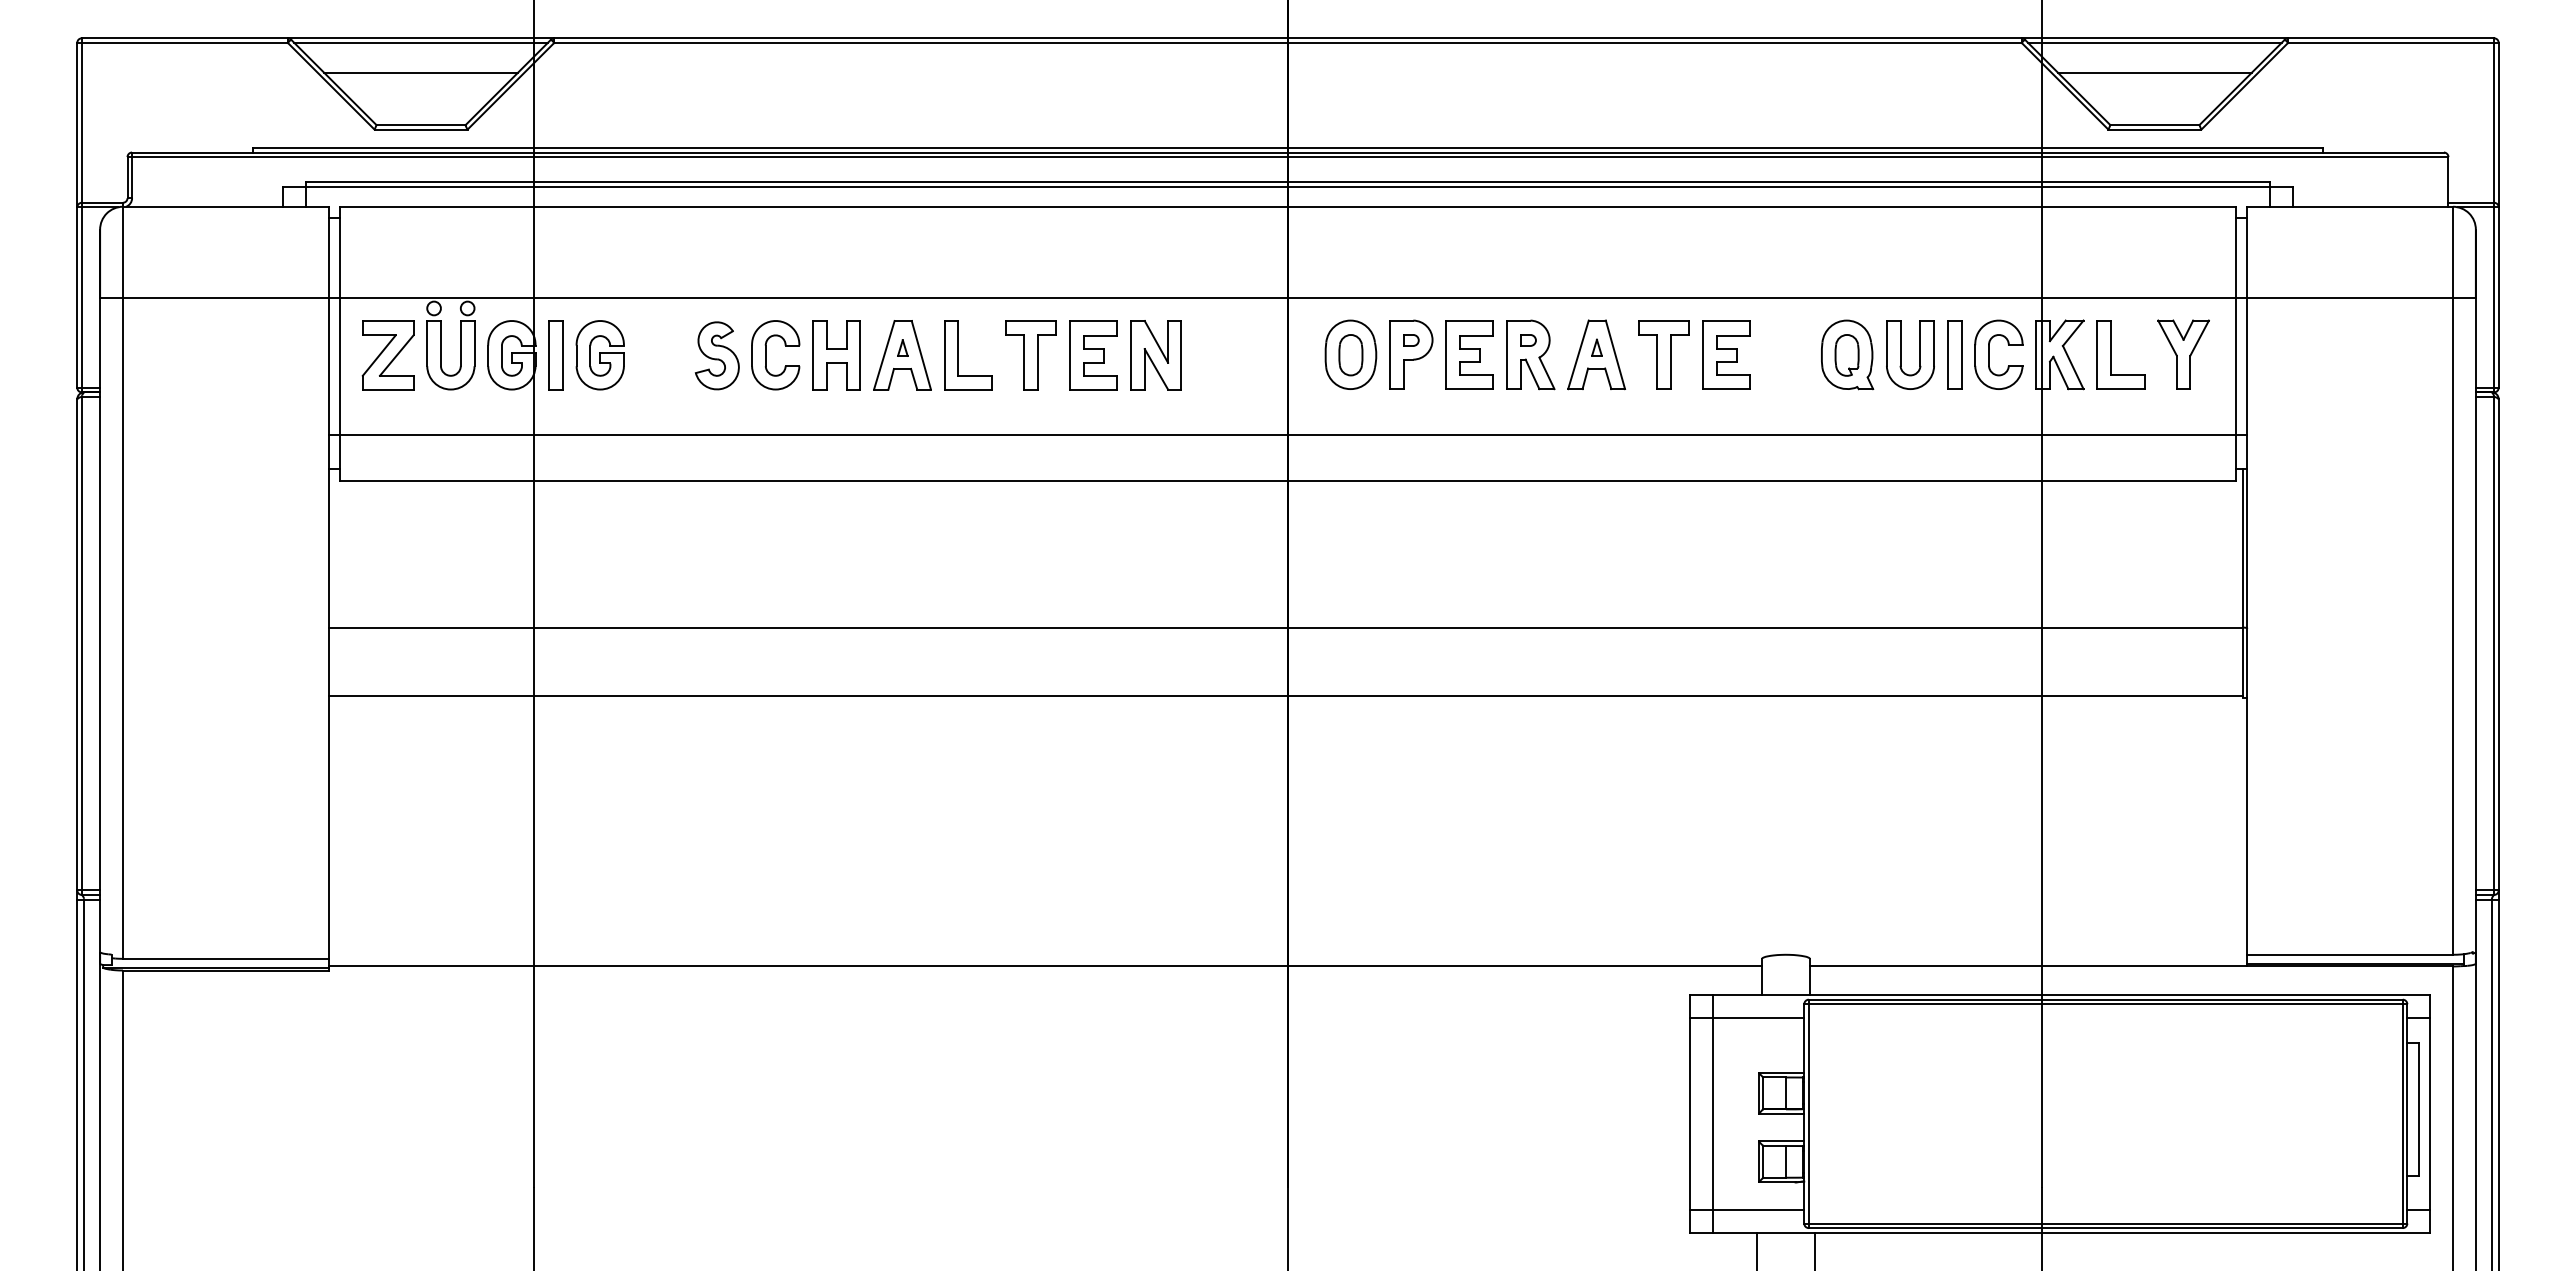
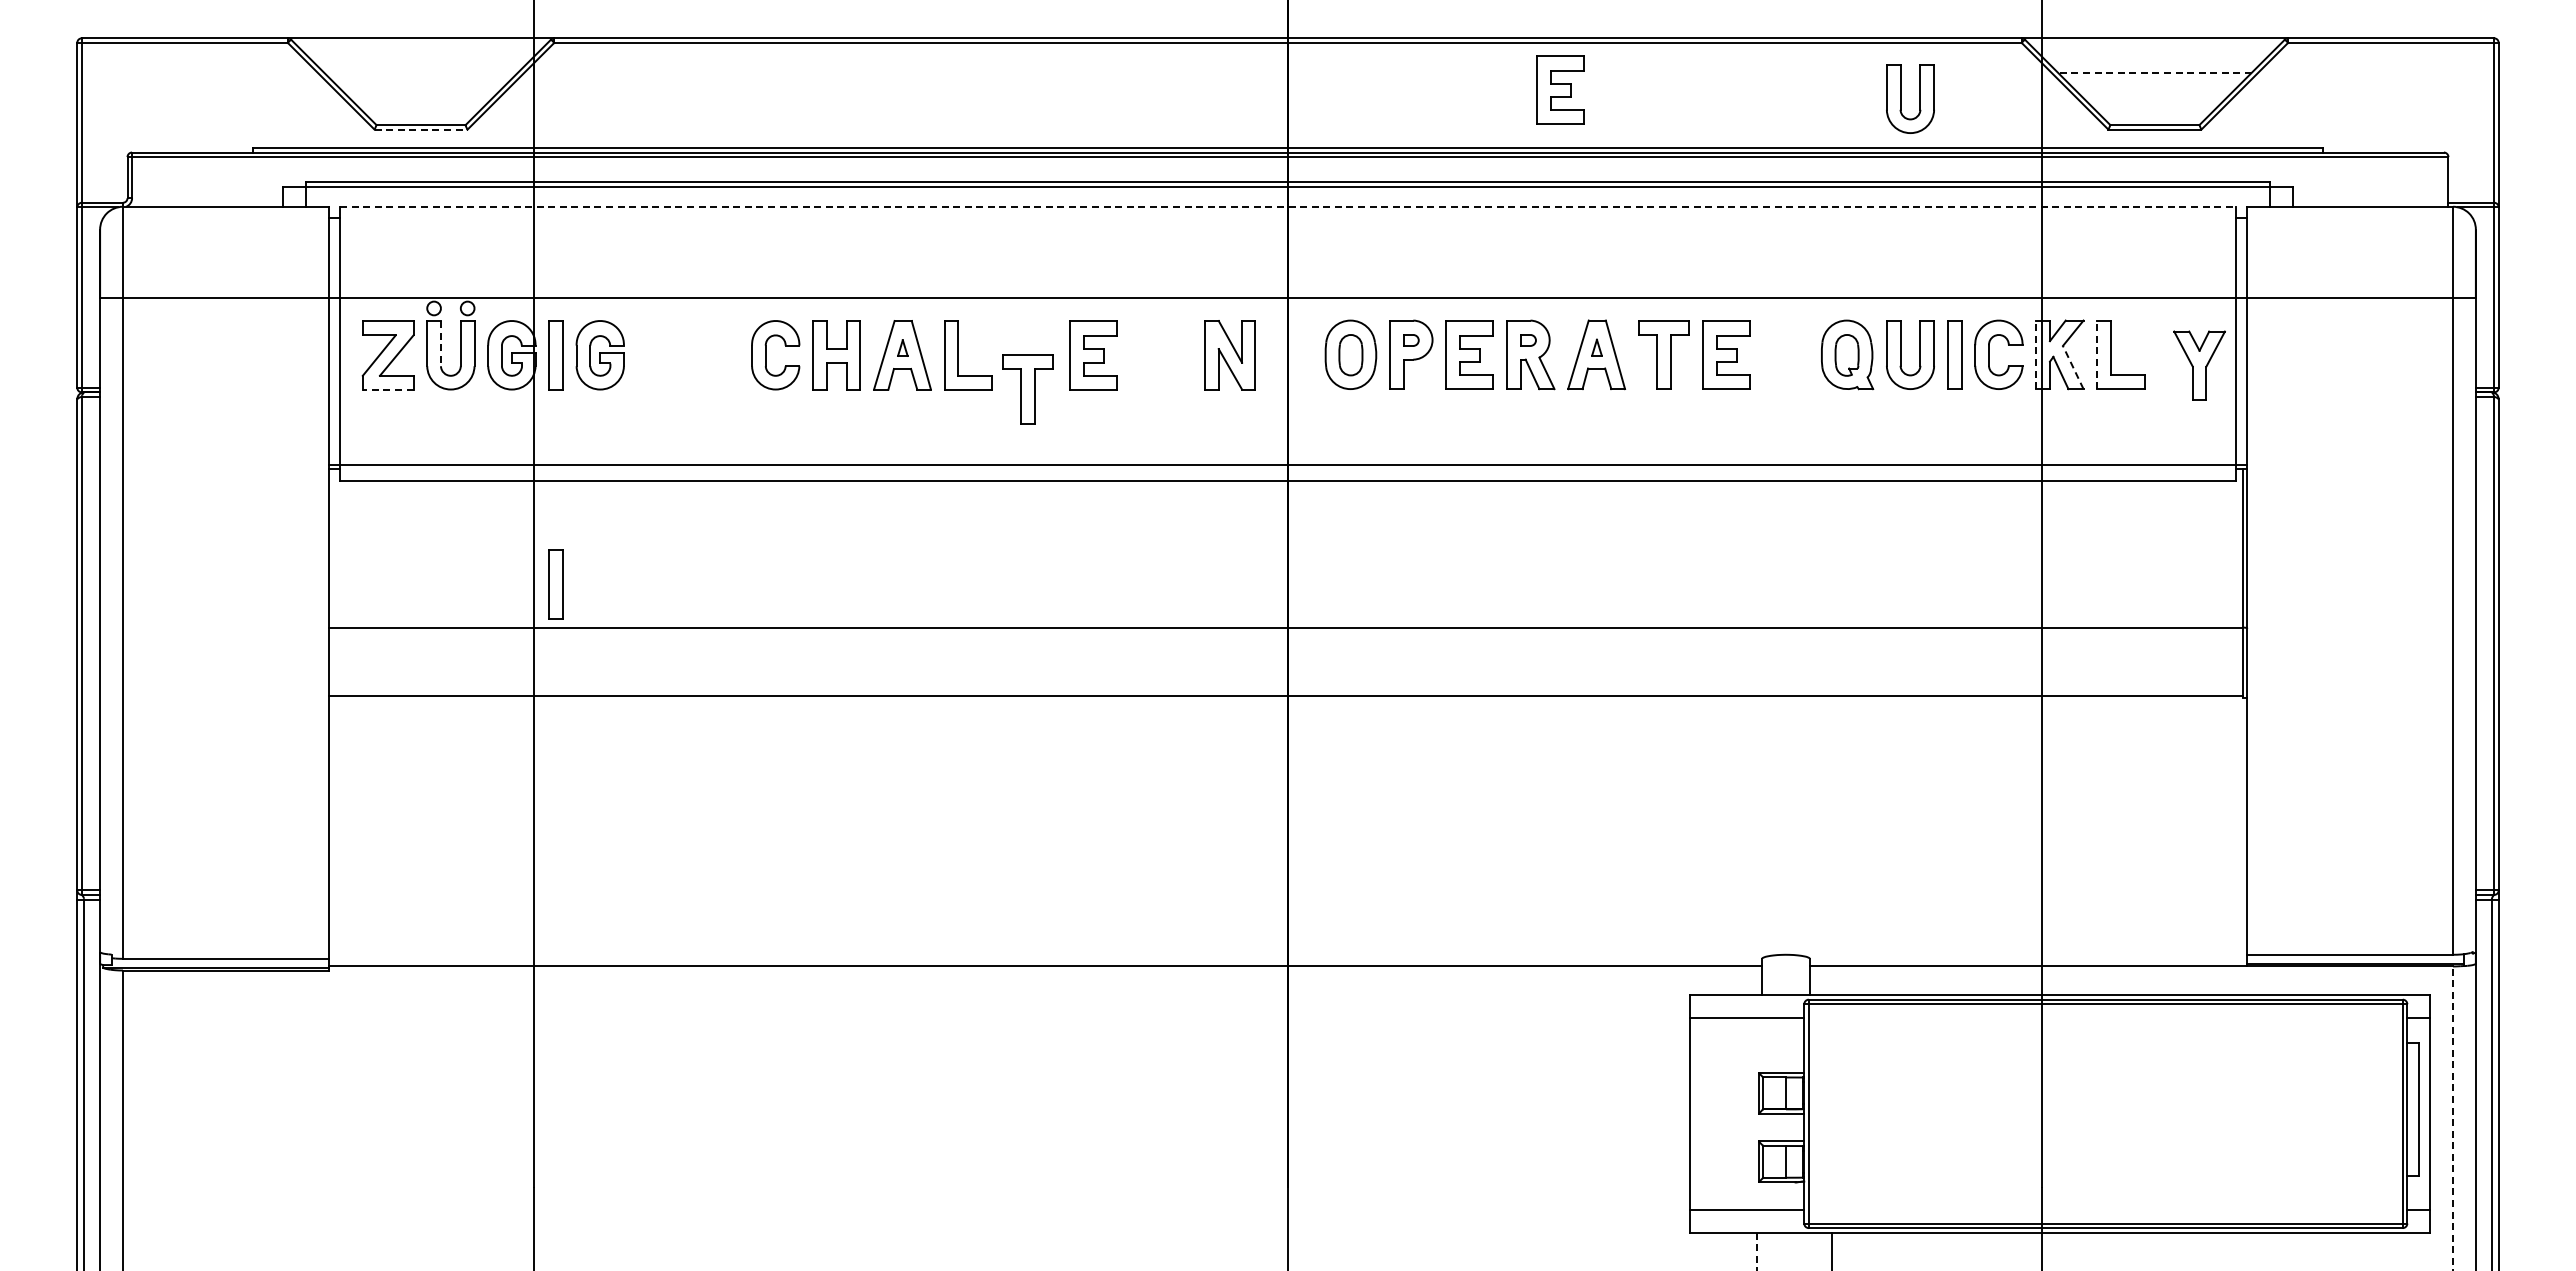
line: present -> none (420, 42)
line: present -> none (2154, 42)
line: present -> none (420, 72)
line: solid -> dashed (2154, 72)
part: none -> present (1560, 89)
part: none -> present (1901, 98)
line: solid -> dashed (421, 129)
line: solid -> dashed (1288, 206)
line: solid -> dashed (440, 343)
line: solid -> dashed (2036, 354)
line: solid -> dashed (2097, 354)
part position: (2183, 354) -> (2199, 365) (2199, 365)
part: present -> none (716, 355)
part position: (1030, 355) -> (1027, 389) (1027, 389)
part position: (1155, 355) -> (1229, 355) (1229, 355)
line: solid -> dashed (2073, 367)
line: solid -> dashed (387, 389)
line position: (1287, 435) -> (1287, 465) (1287, 465)
part: none -> present (555, 584)
line: present -> none (1712, 1113)
line: solid -> dashed (2453, 1118)
line position: (1814, 1249) -> (1831, 1249) (1831, 1249)
line: solid -> dashed (1757, 1251)
